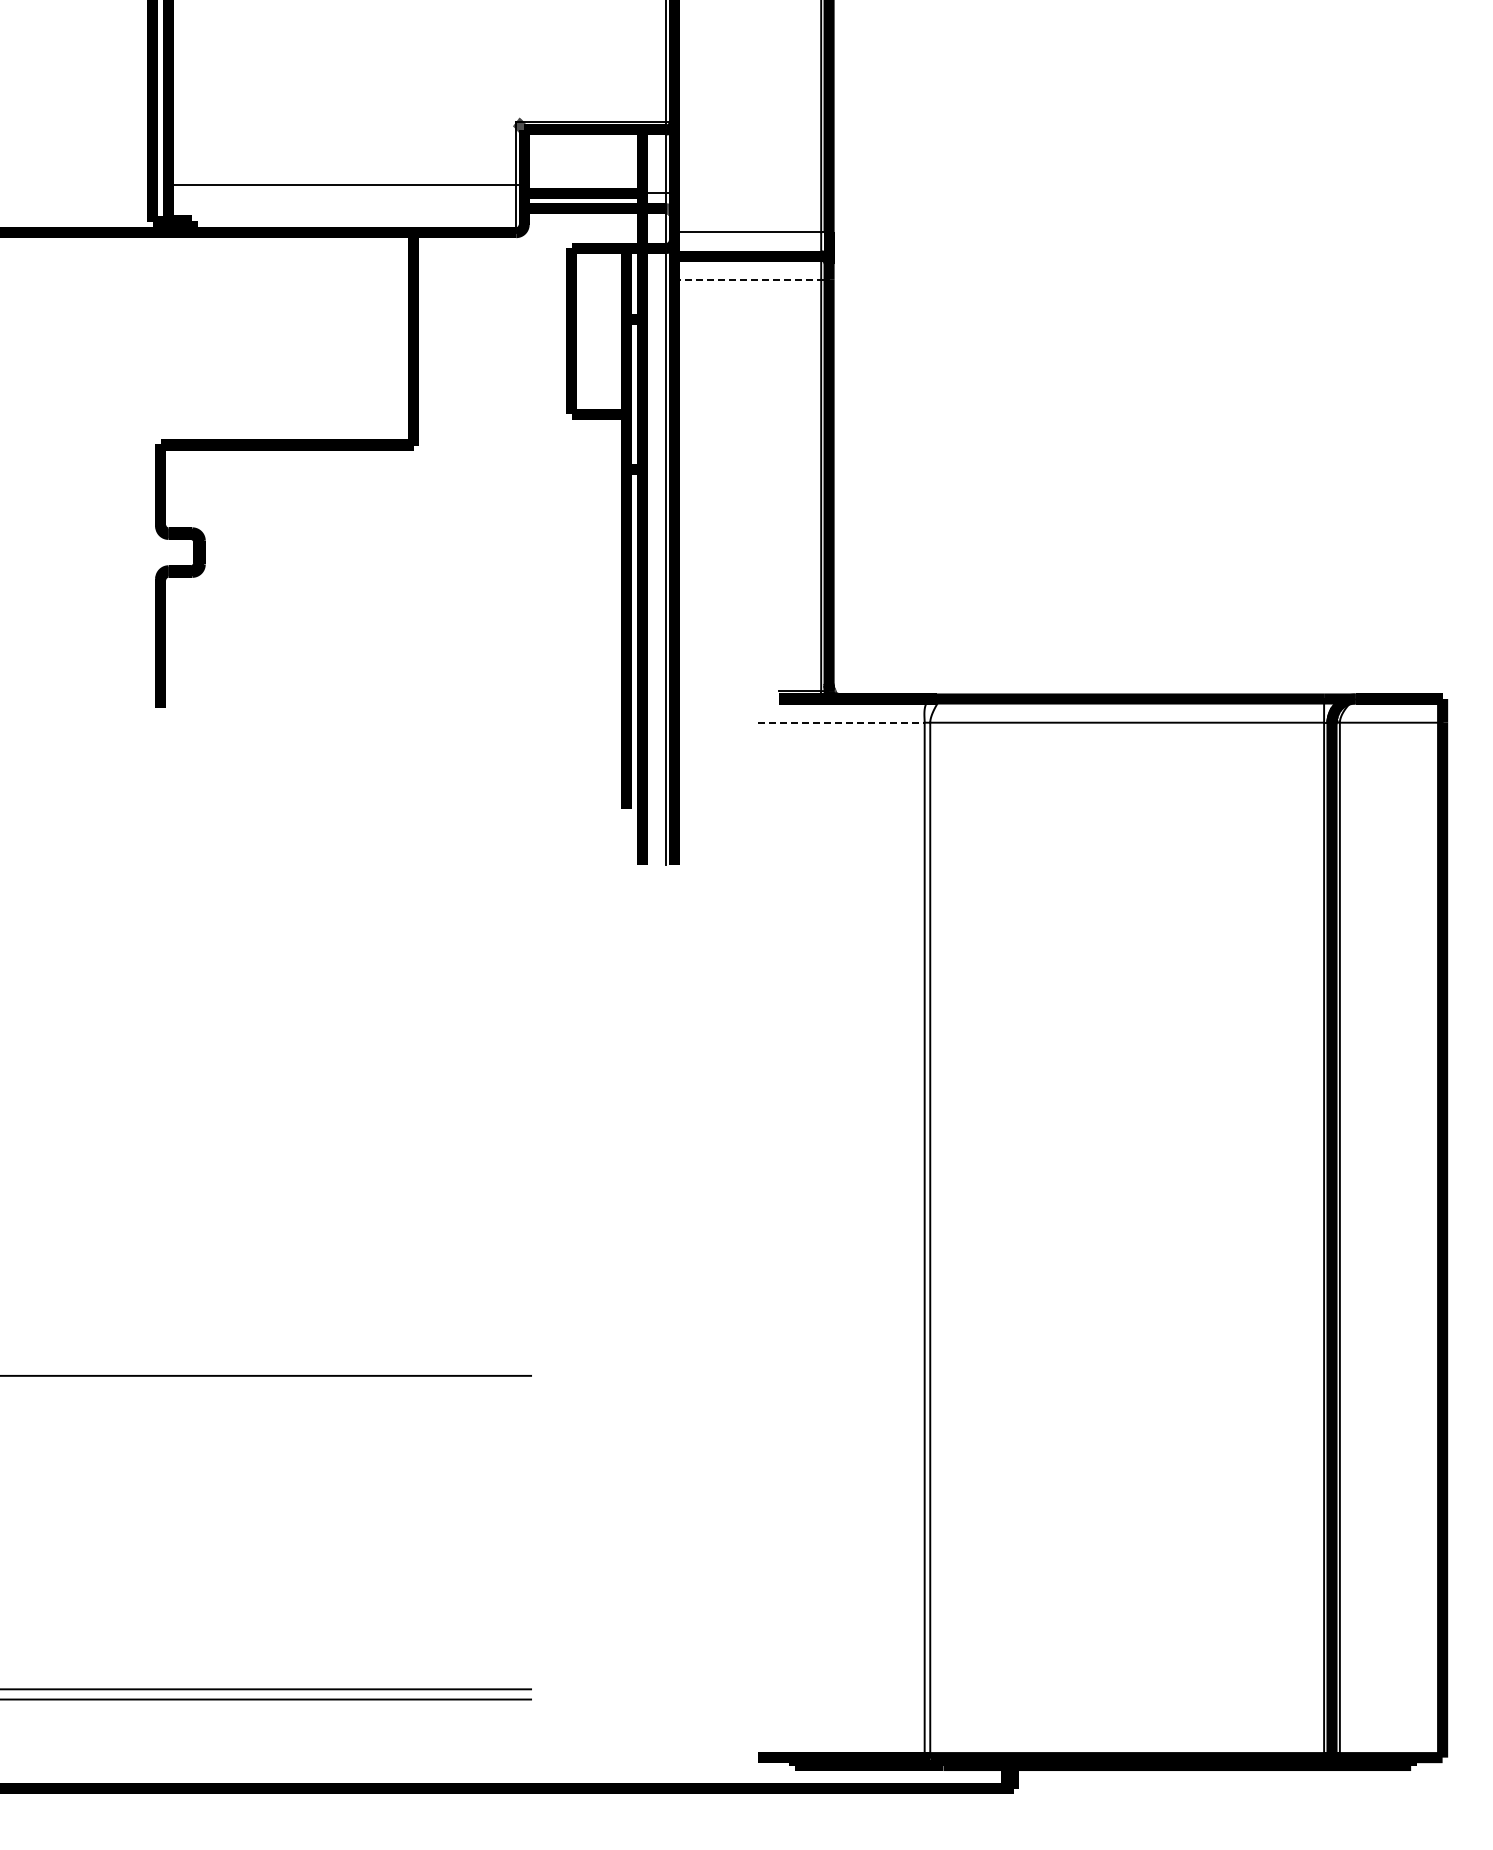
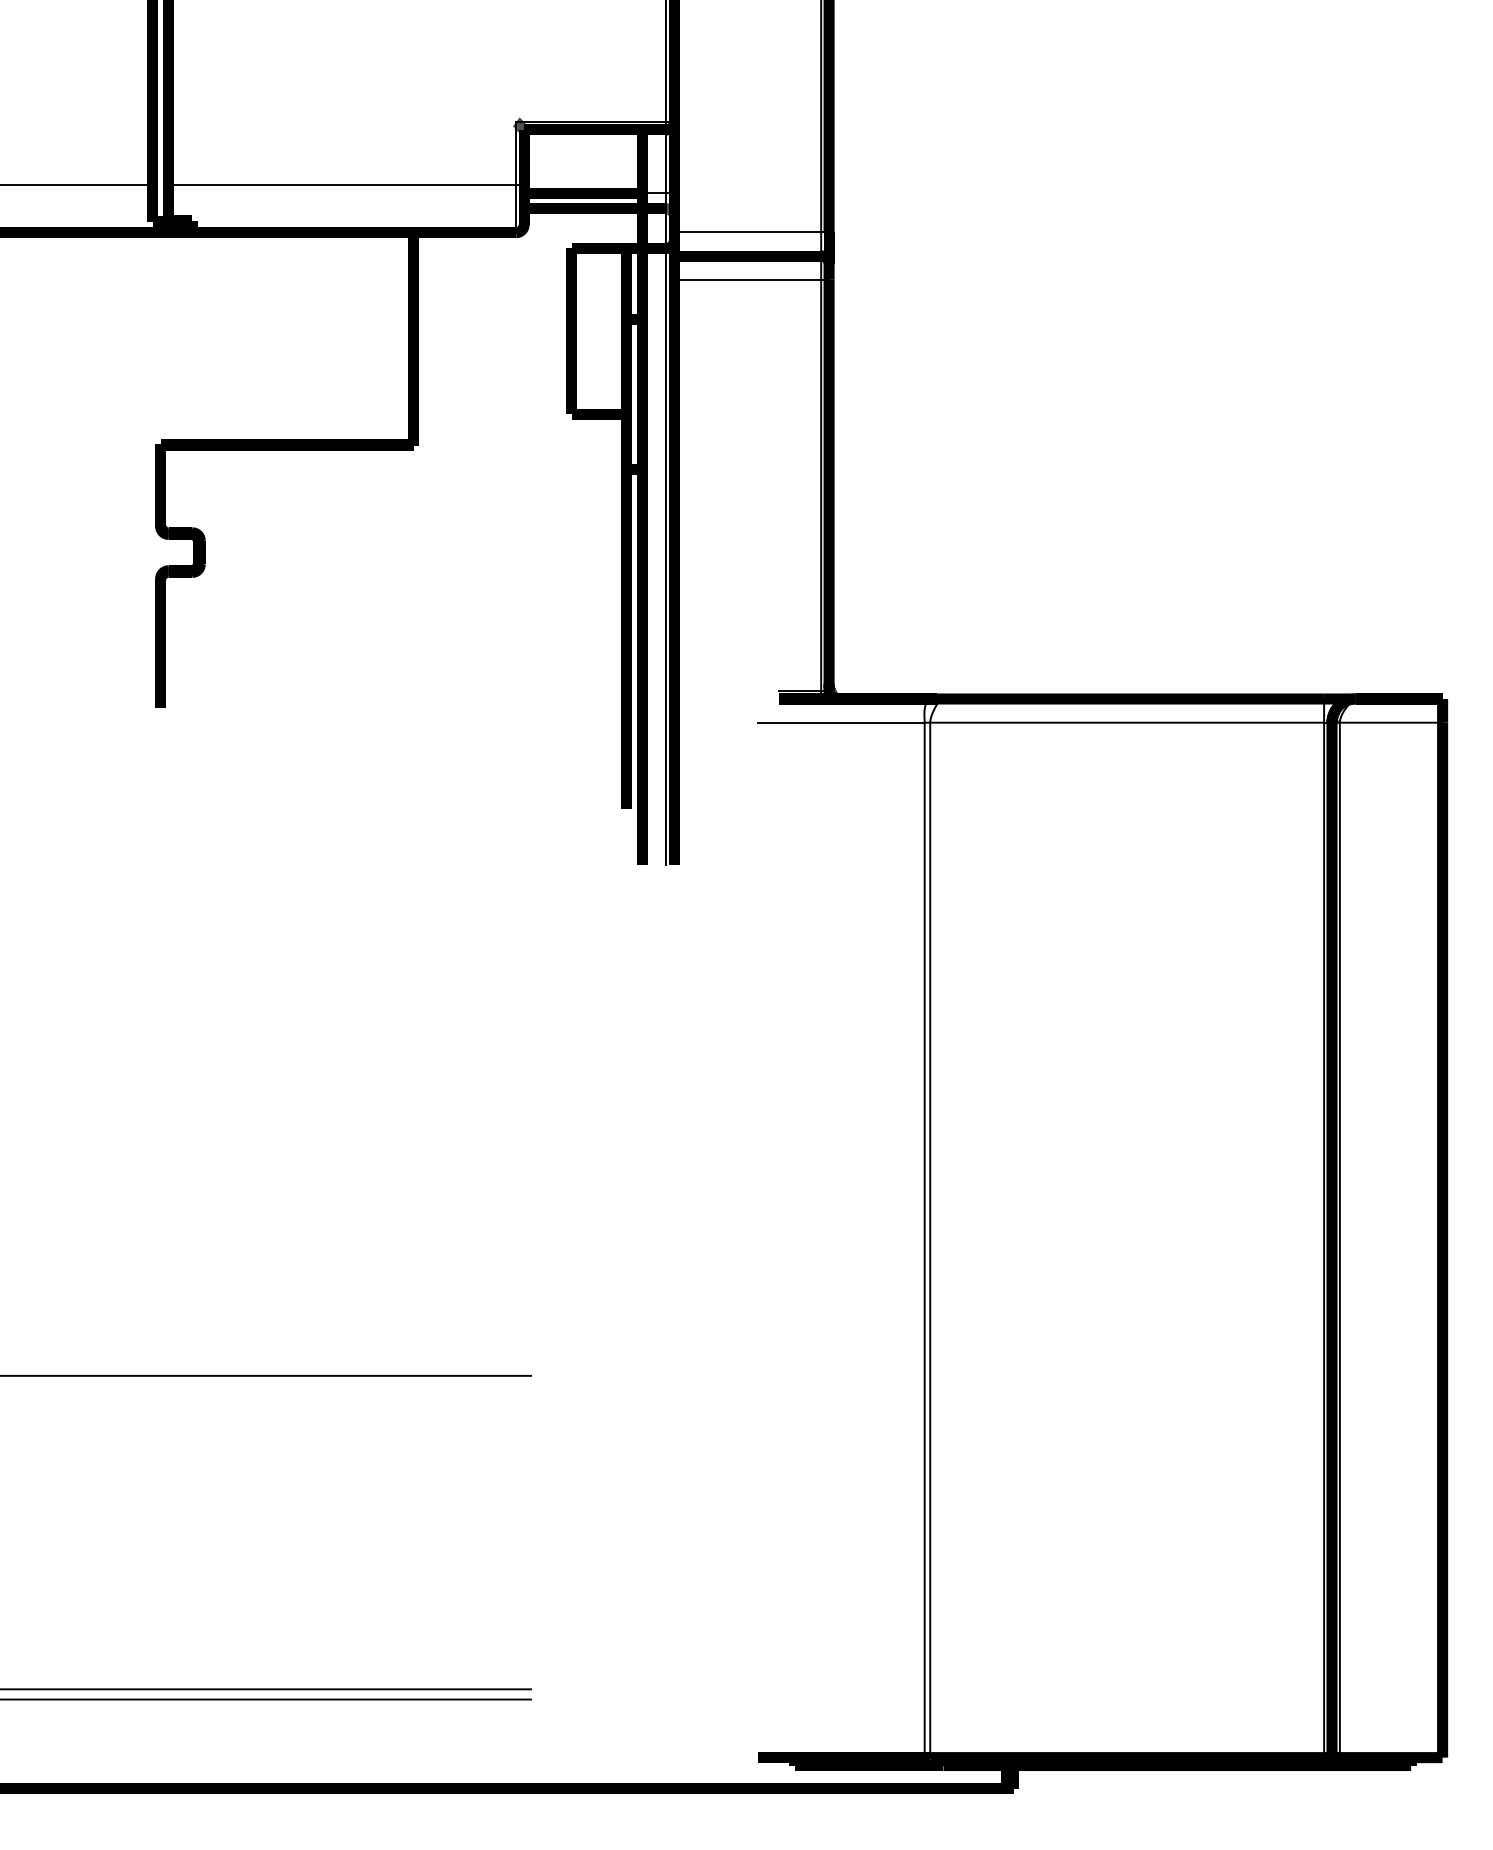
line: none -> present (77, 185)
line: dashed -> solid (748, 279)
line: dashed -> solid (841, 722)
